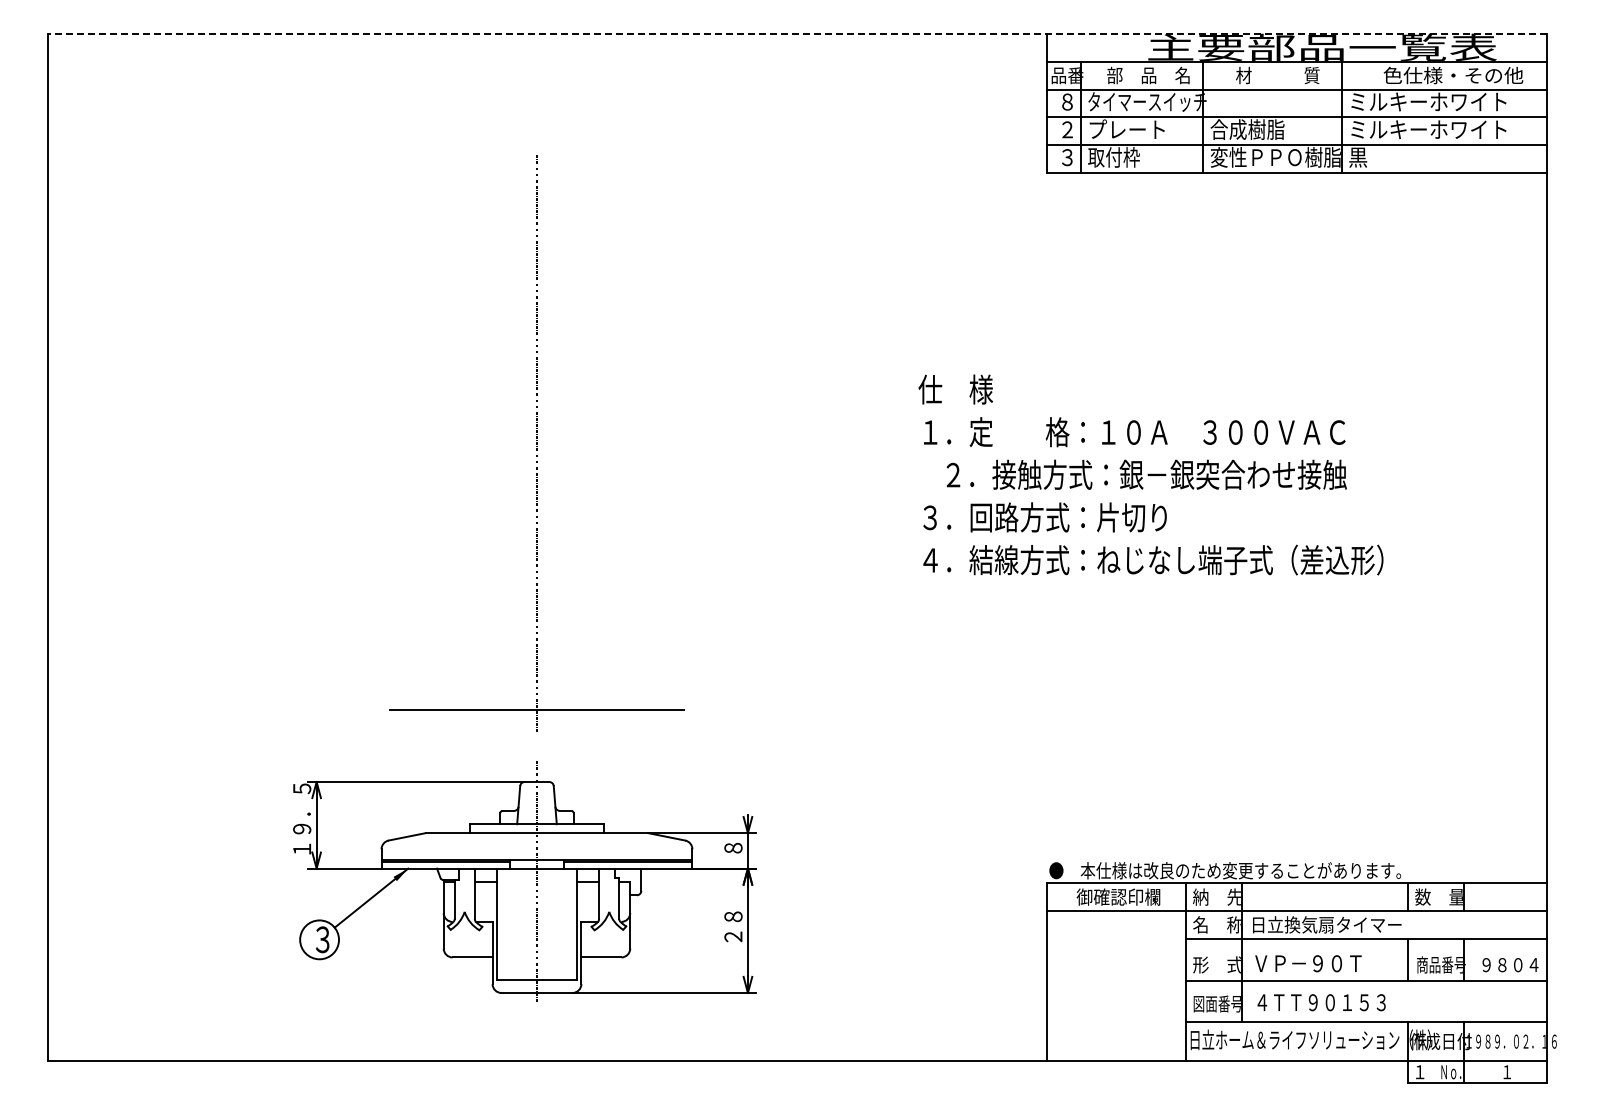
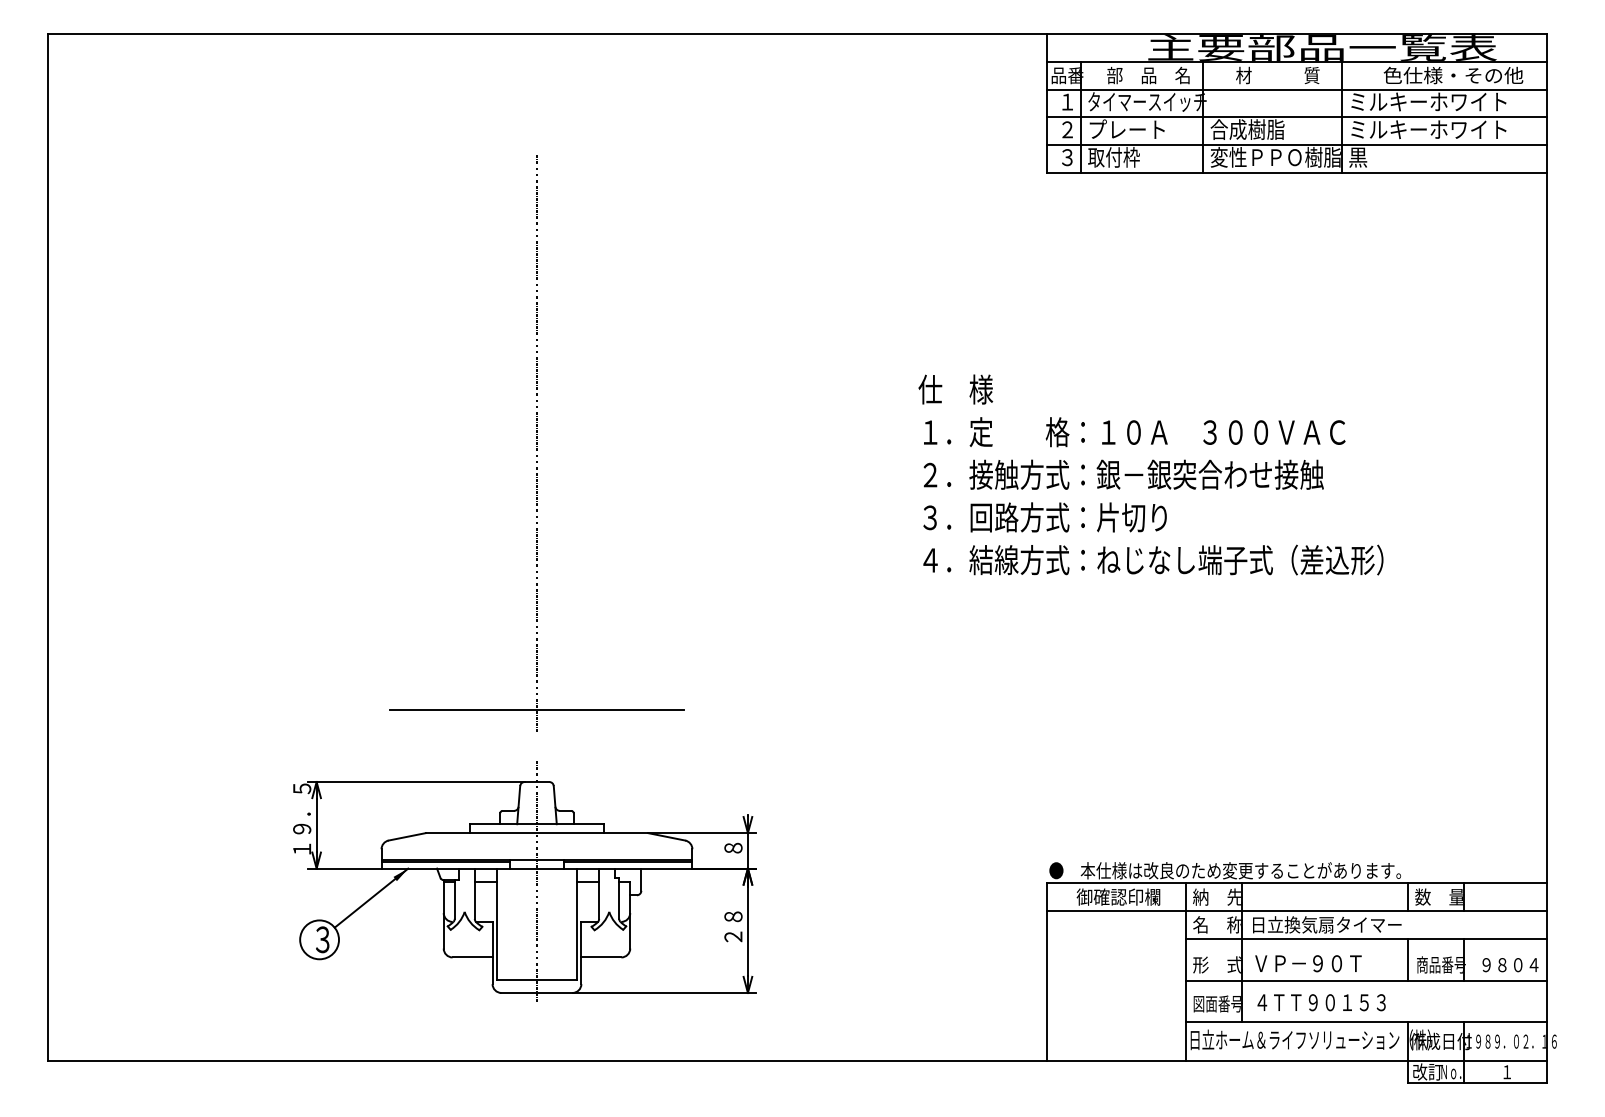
line: dashed -> solid (797, 34)
text: ８ -> １ (1067, 101)
text position: (1146, 474) -> (1123, 474) (1123, 474)
text: １ -> 改訂 (1428, 1071)
